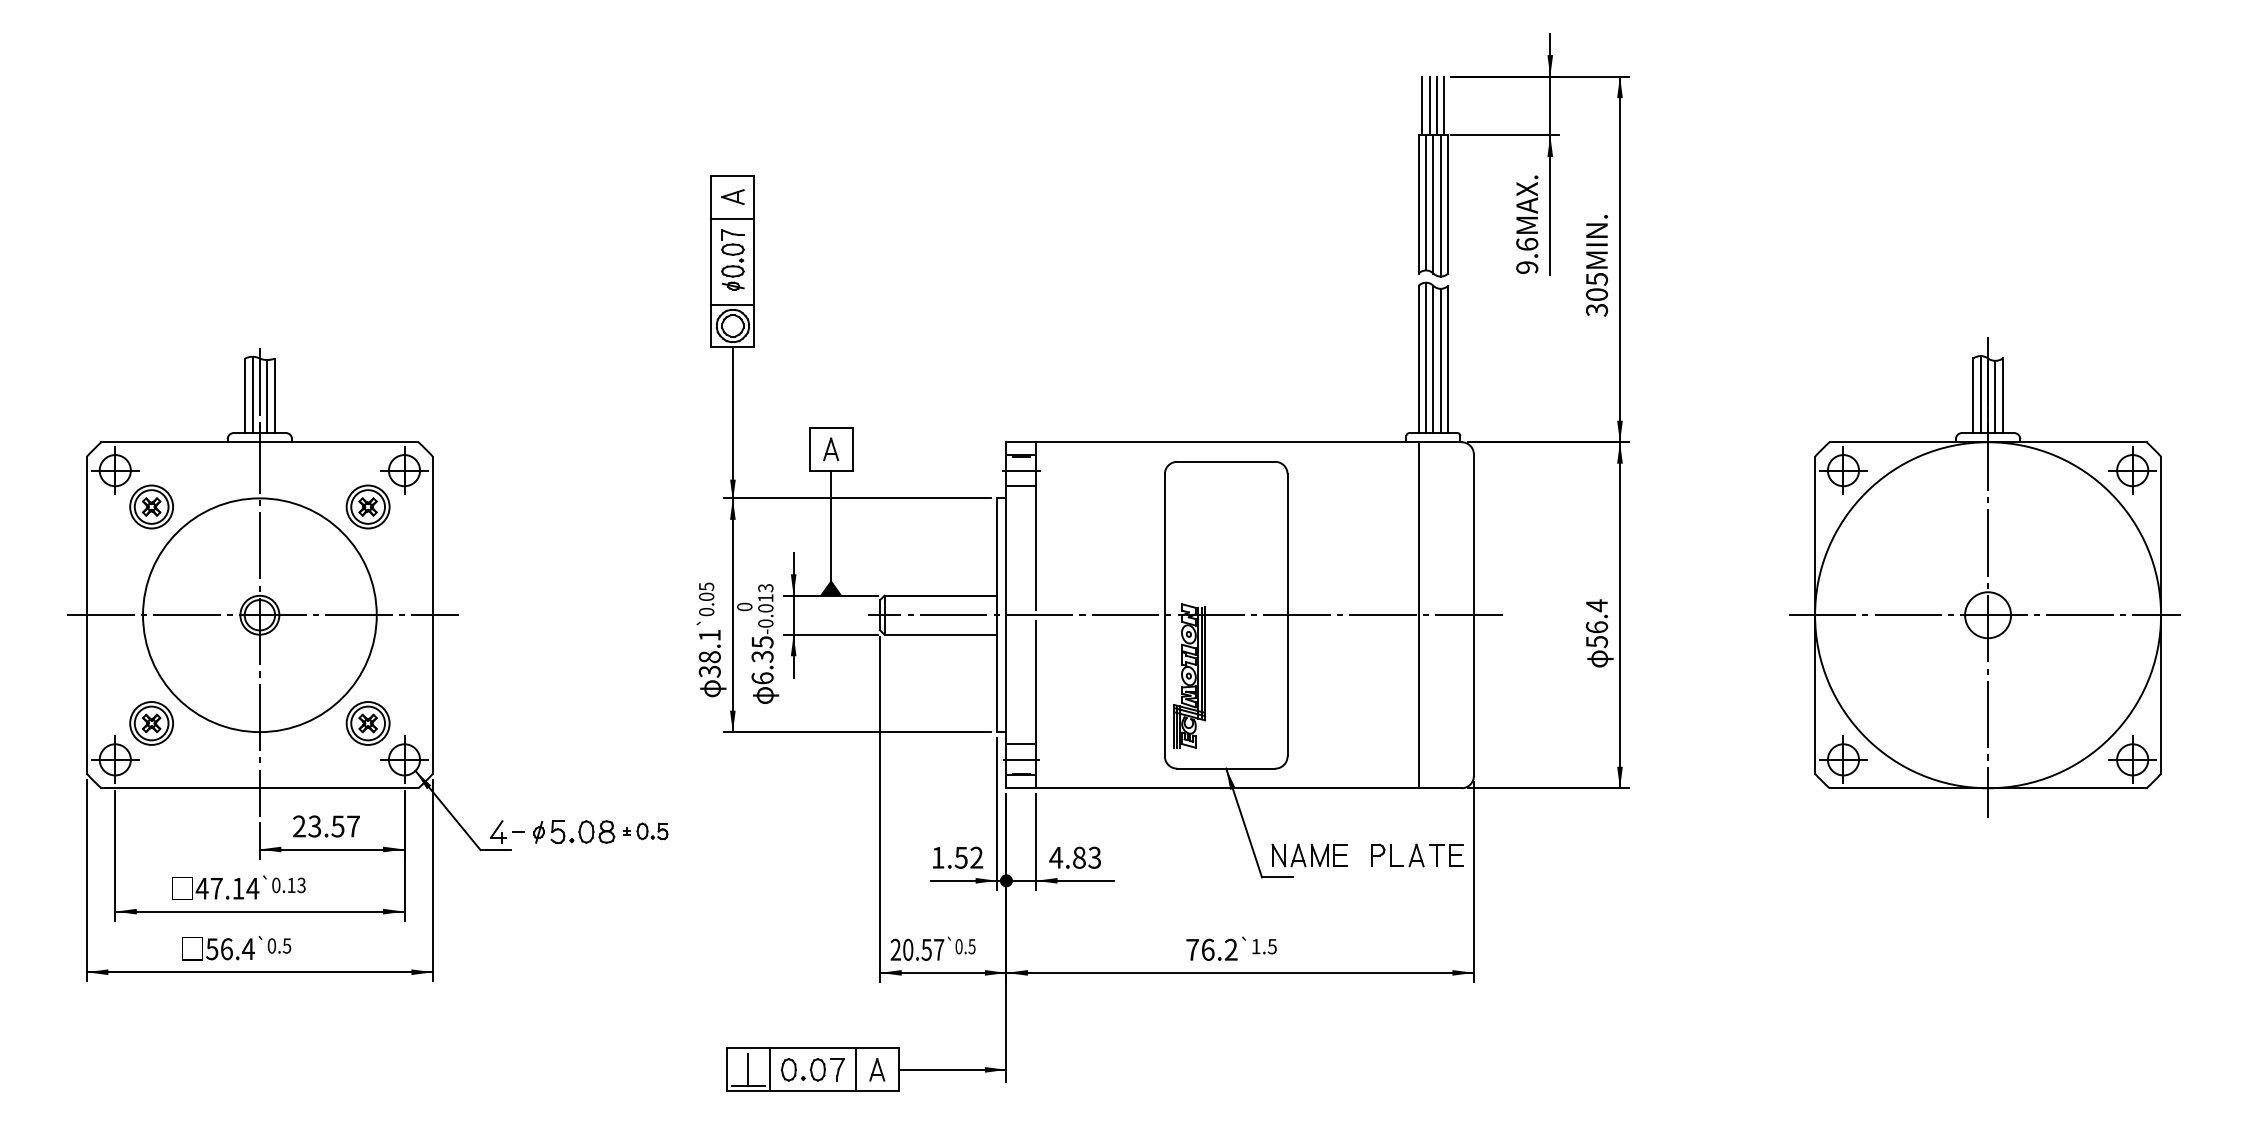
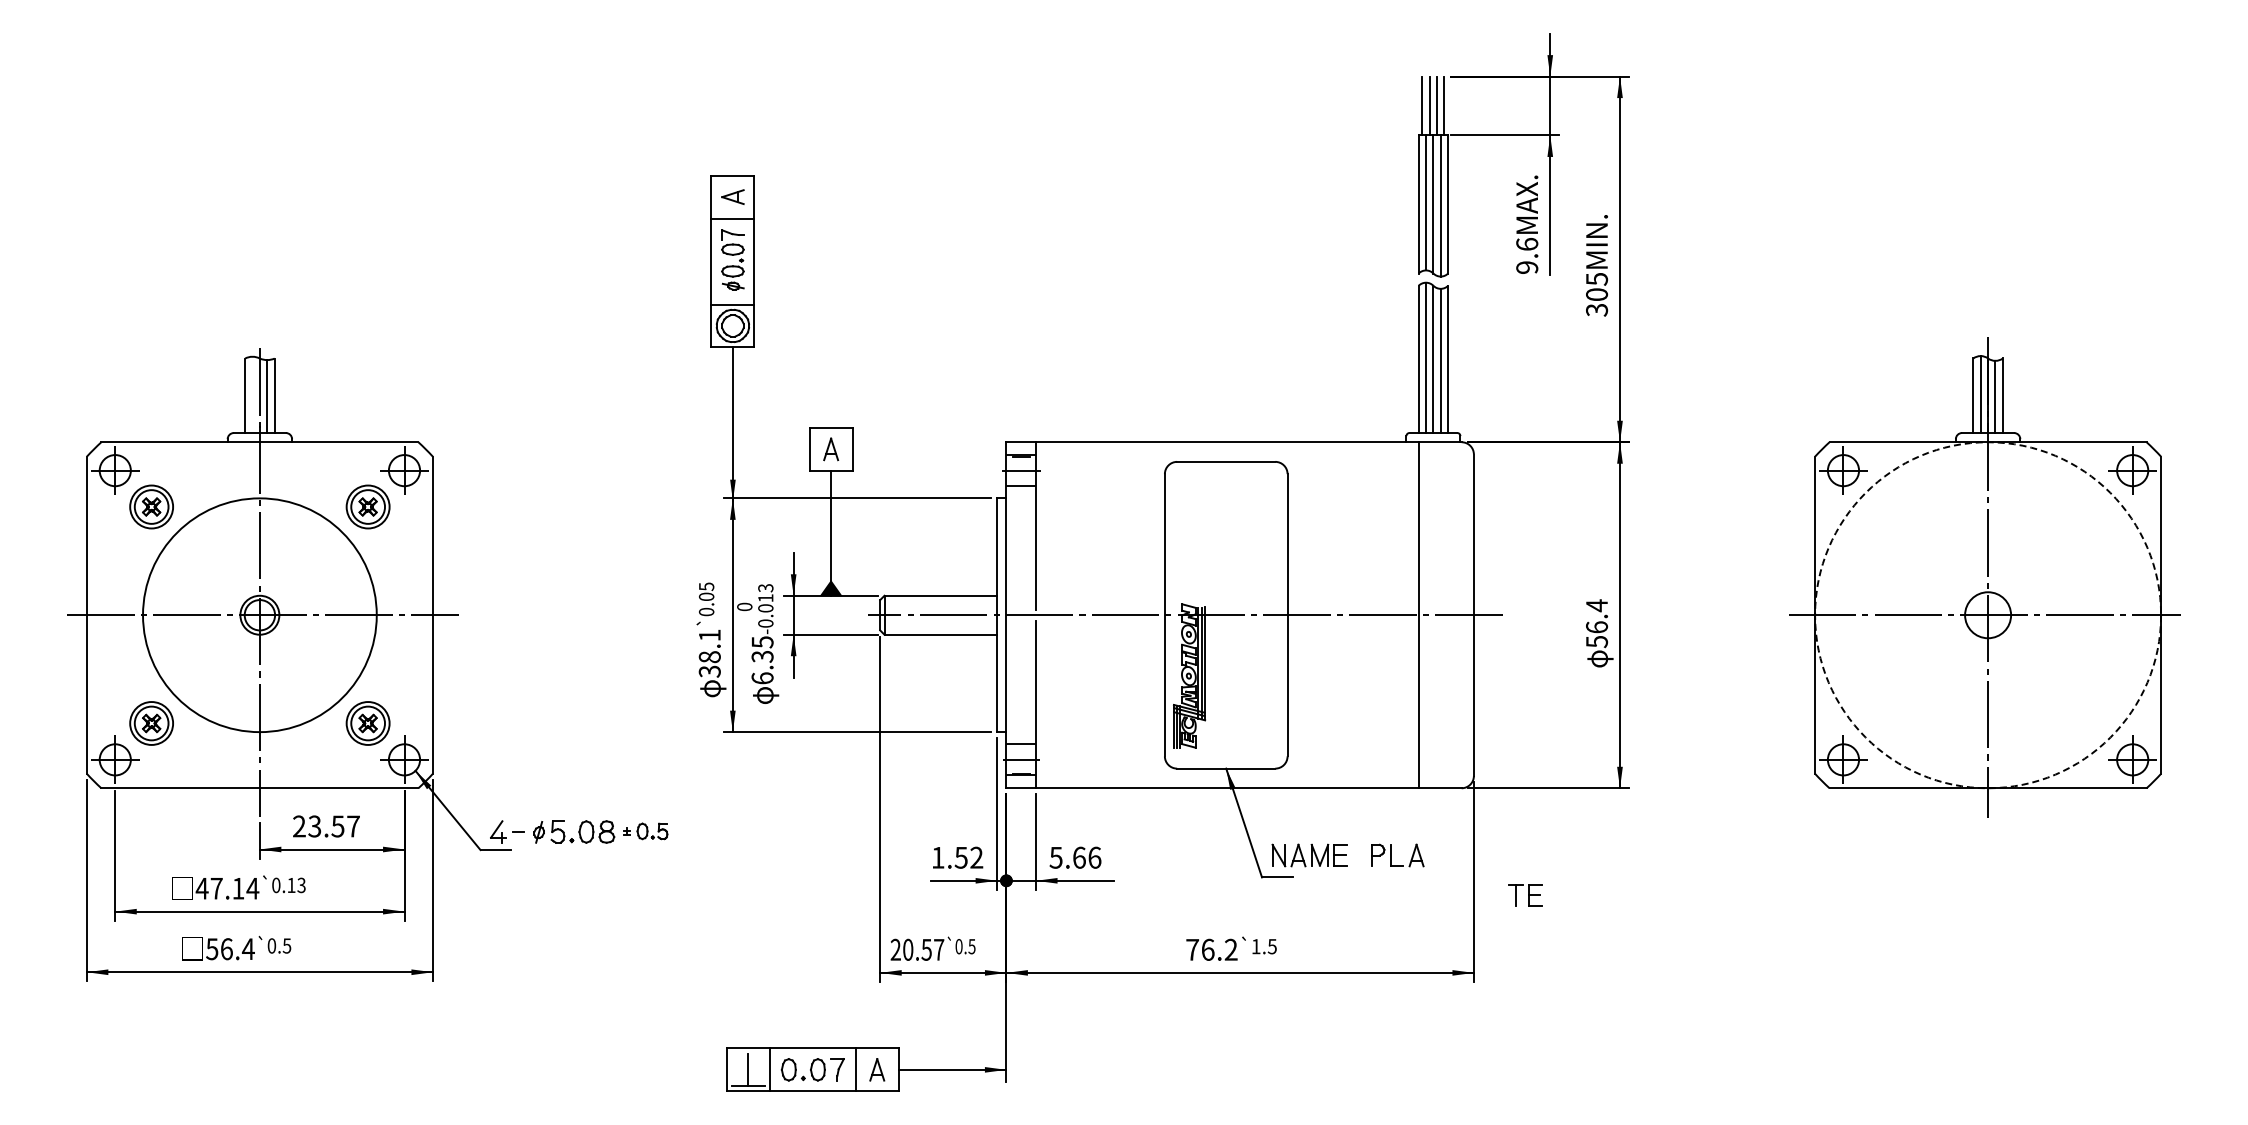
line: present -> none (252, 394)
circle: solid -> dashed (1988, 615)
part position: (1446, 855) -> (1525, 895) (1525, 895)
text: 4.83 -> 5.66 (1075, 857)
